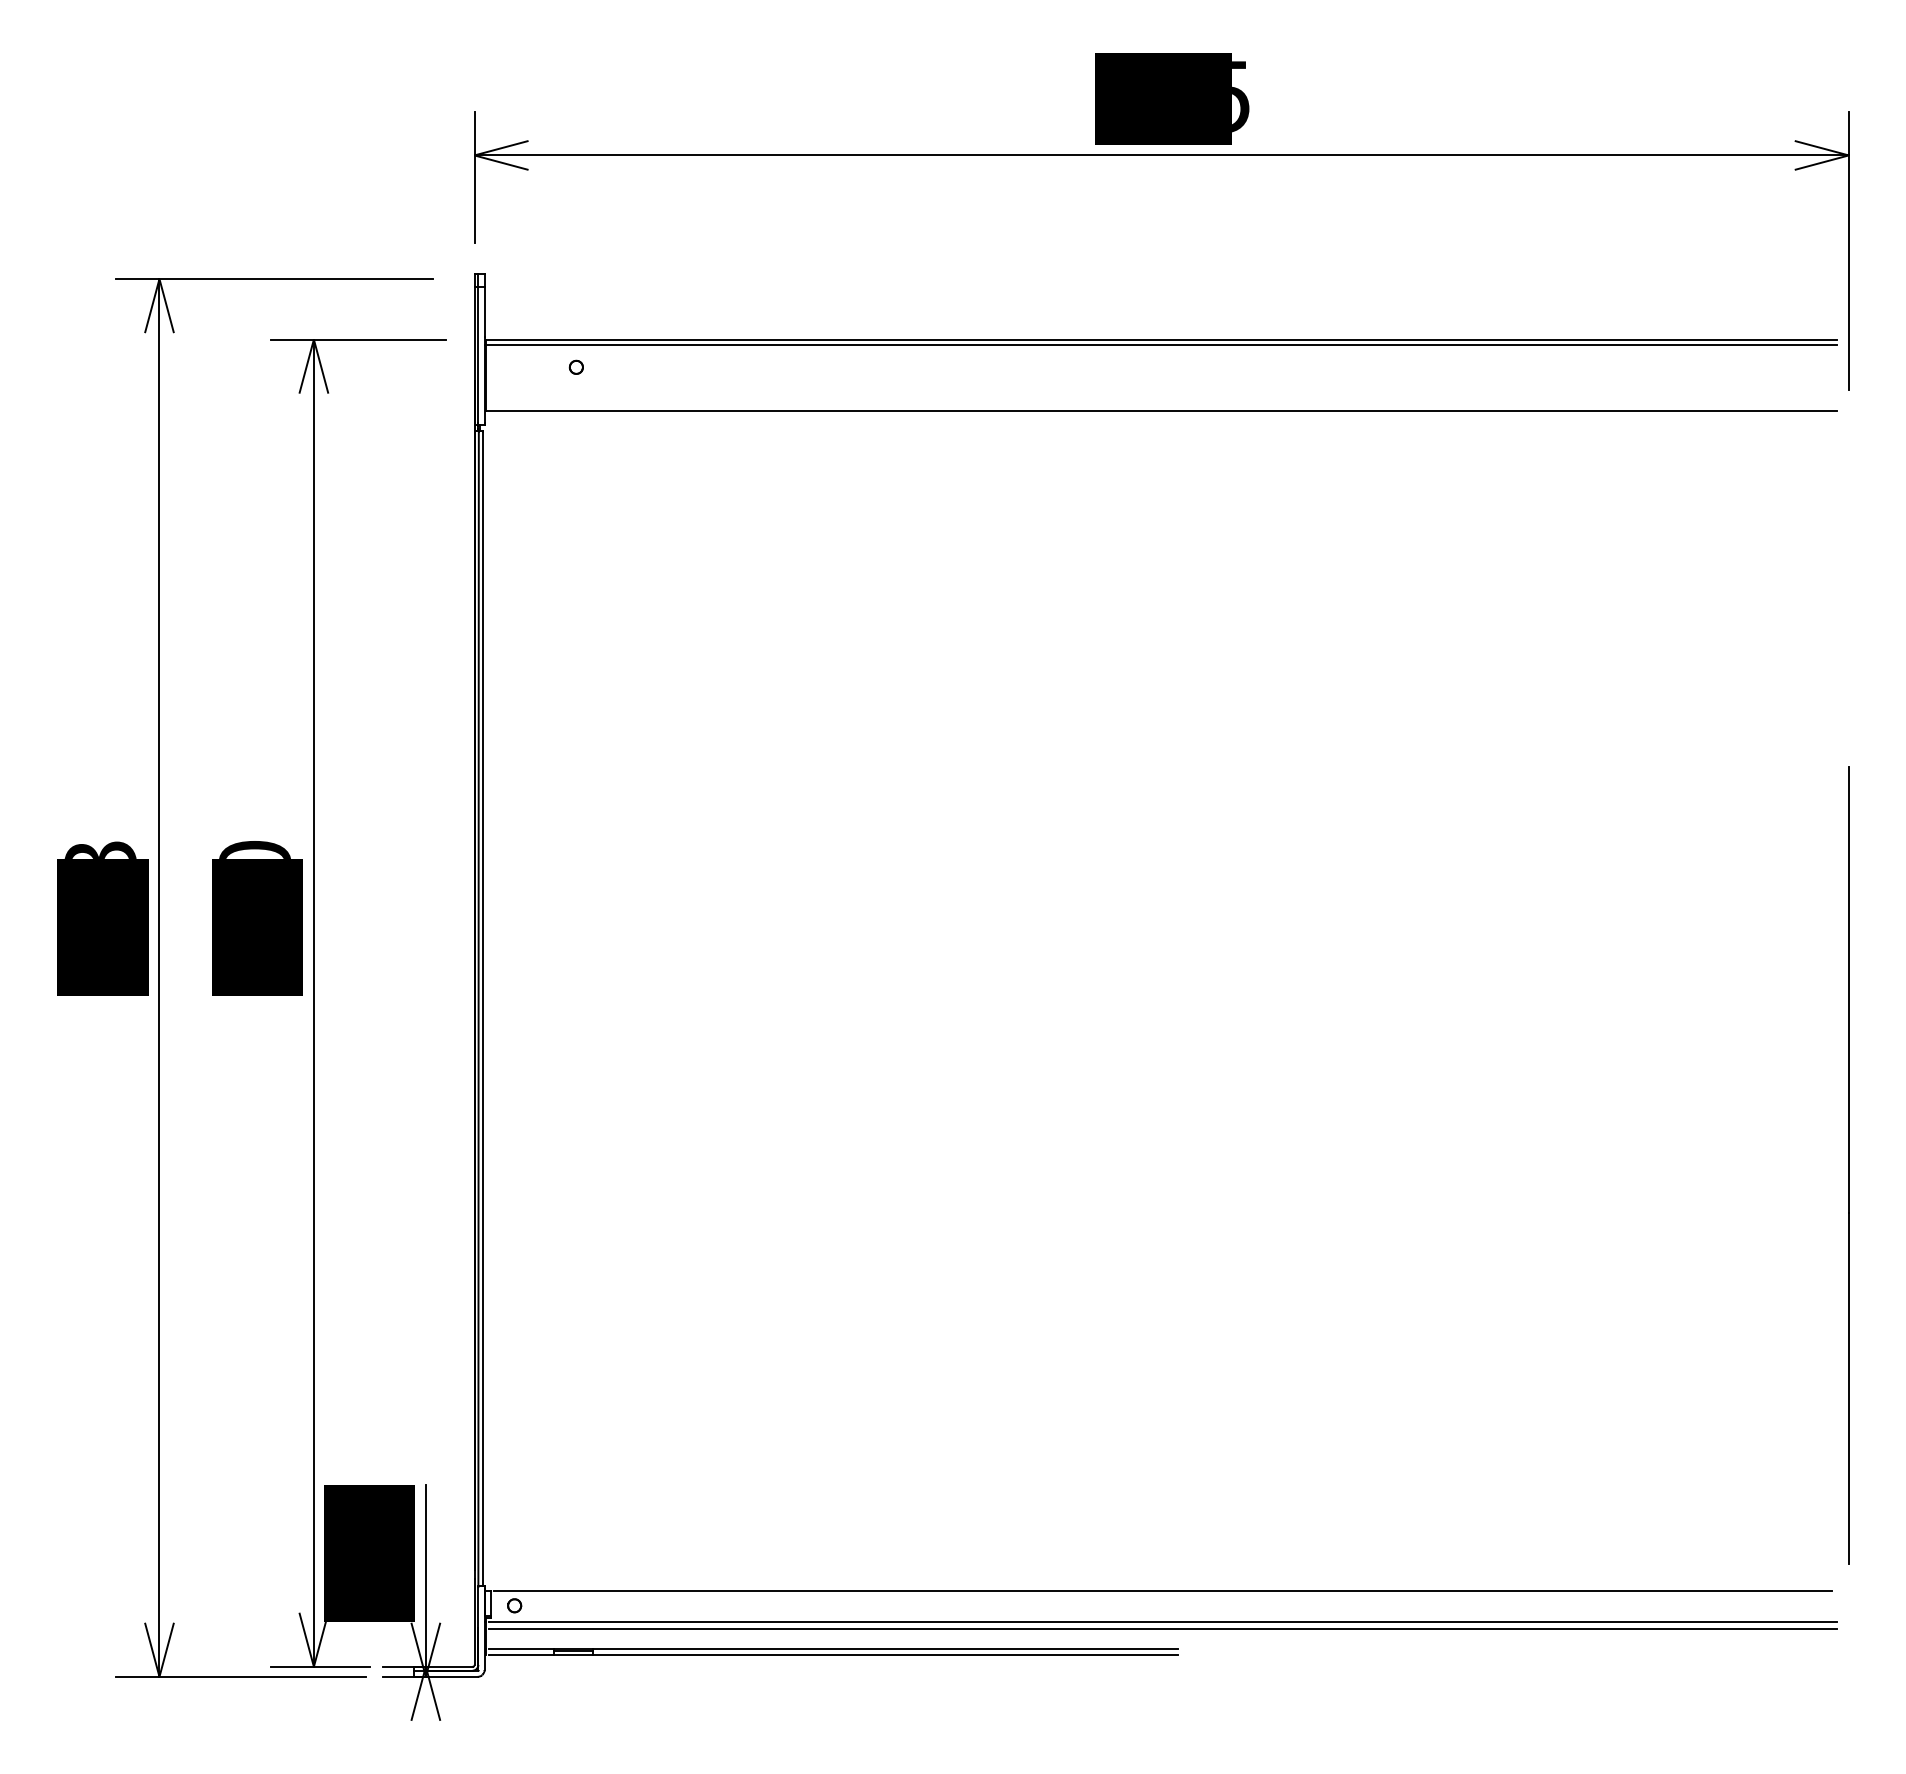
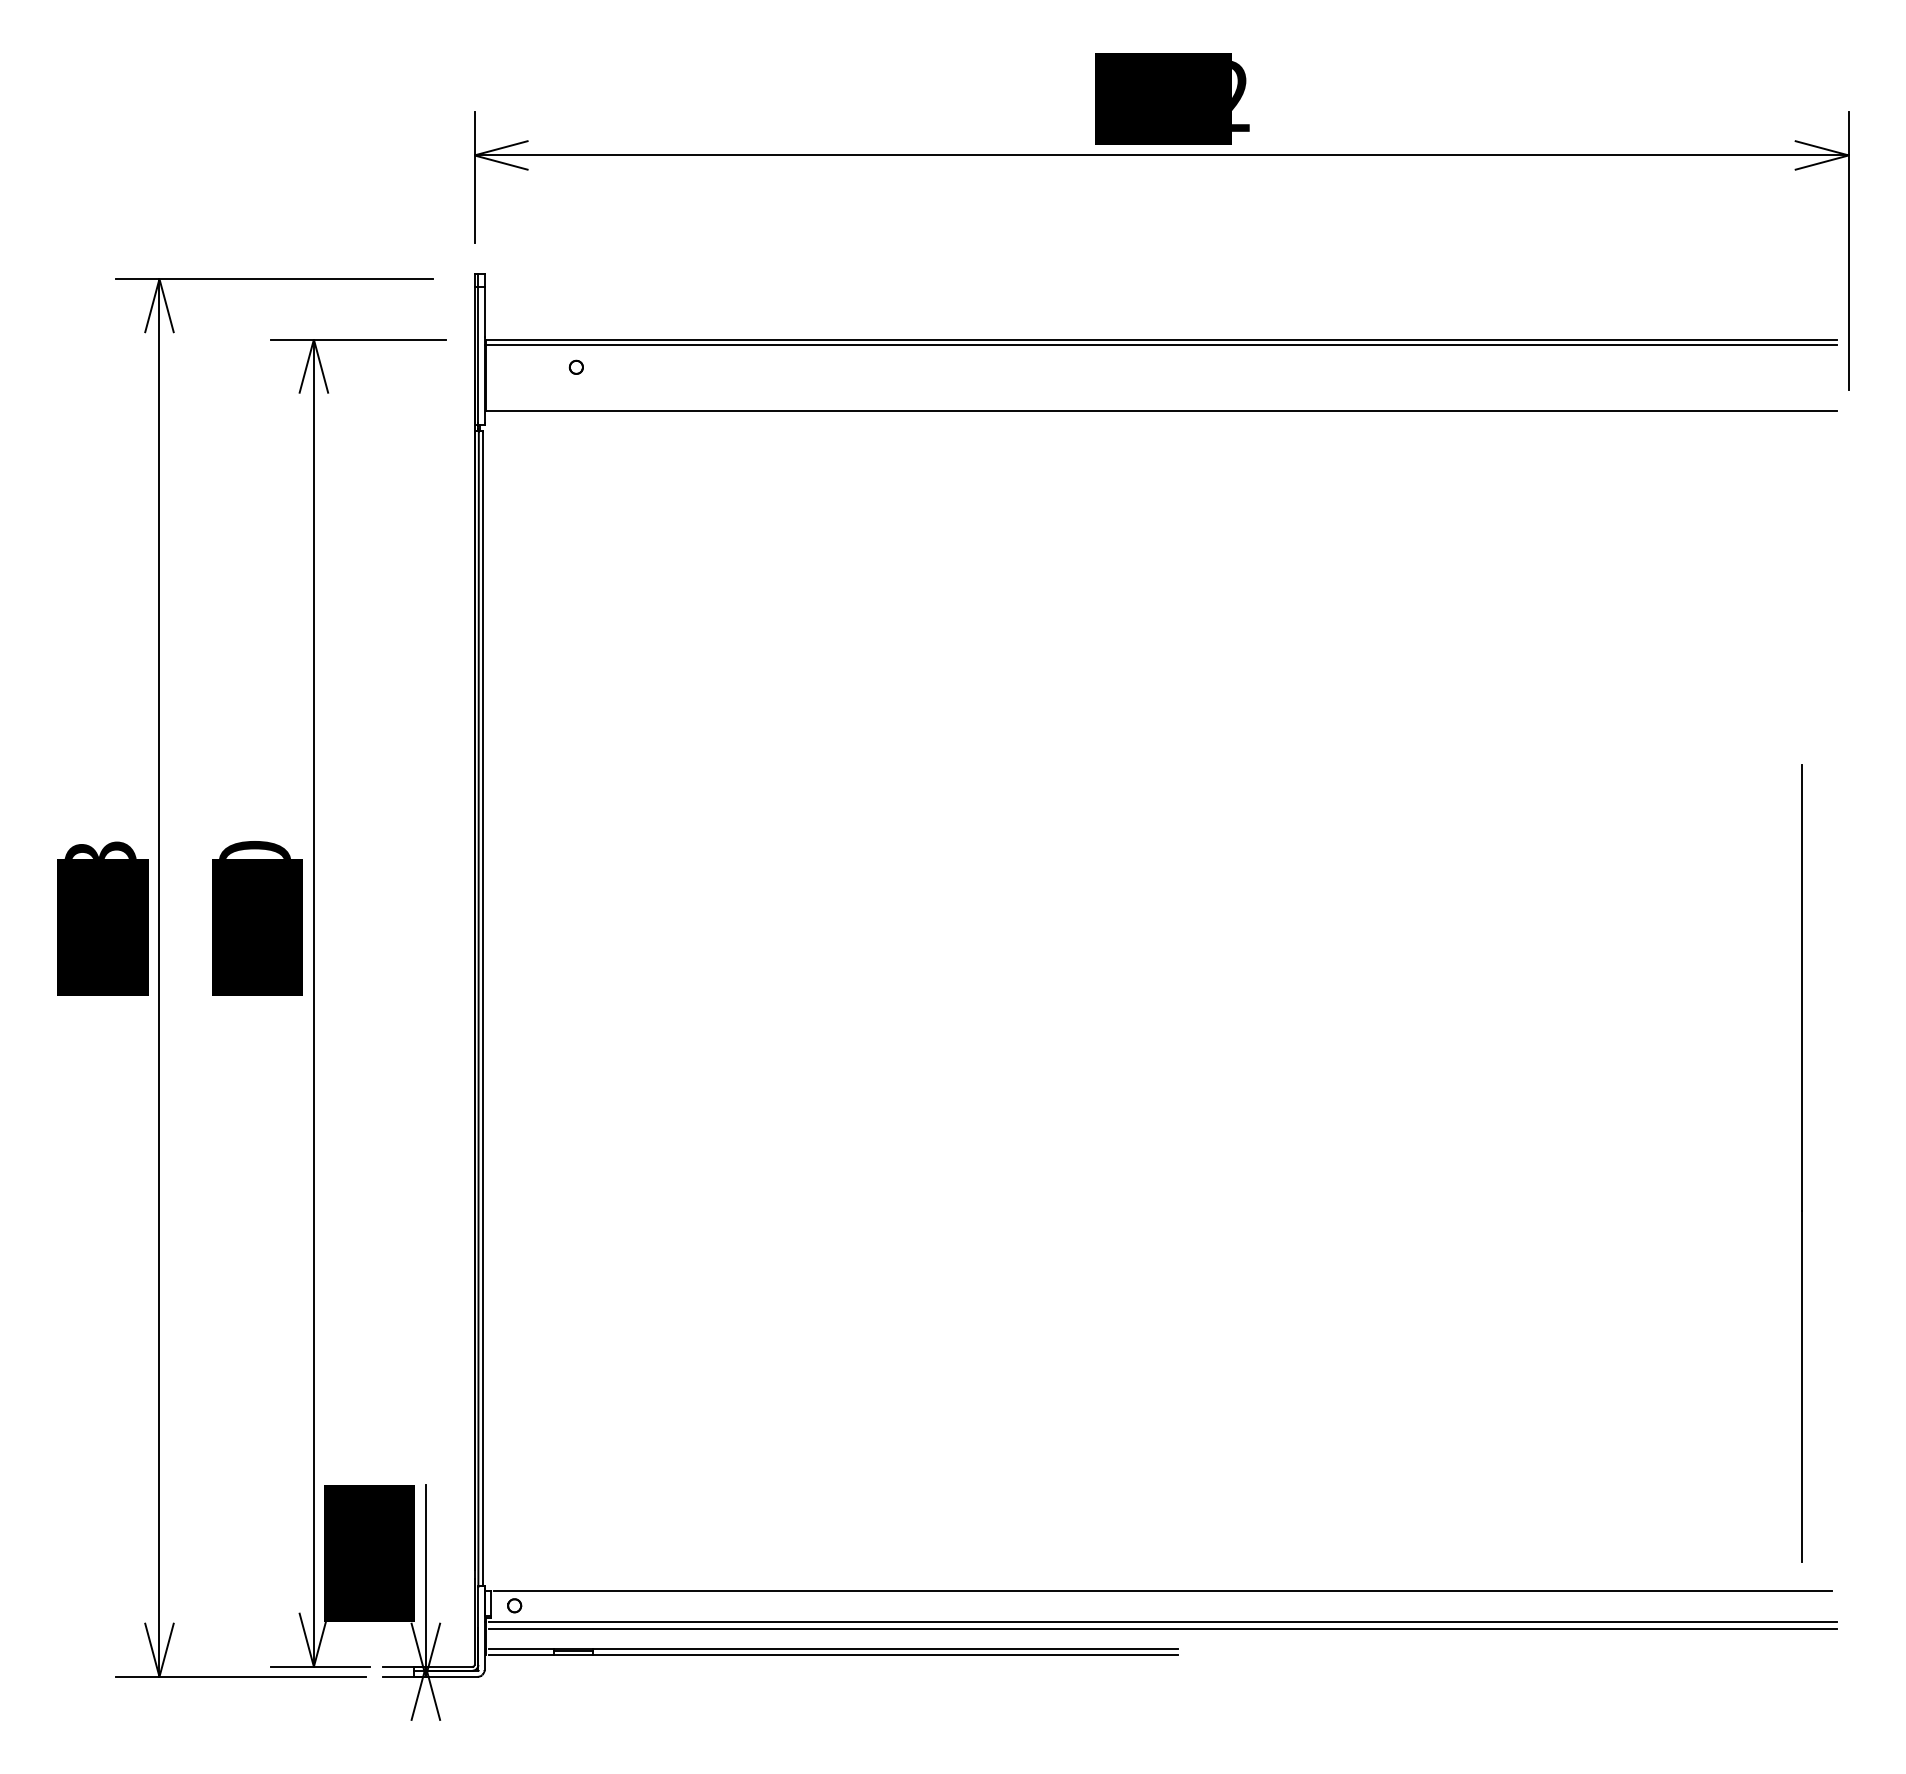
text: 445 -> 332 (1240, 96)
line position: (1848, 1165) -> (1801, 1163) (1801, 1163)
